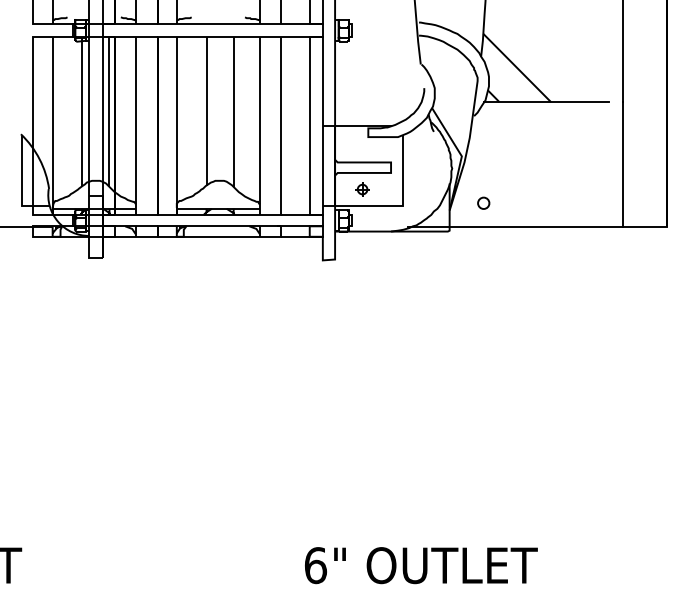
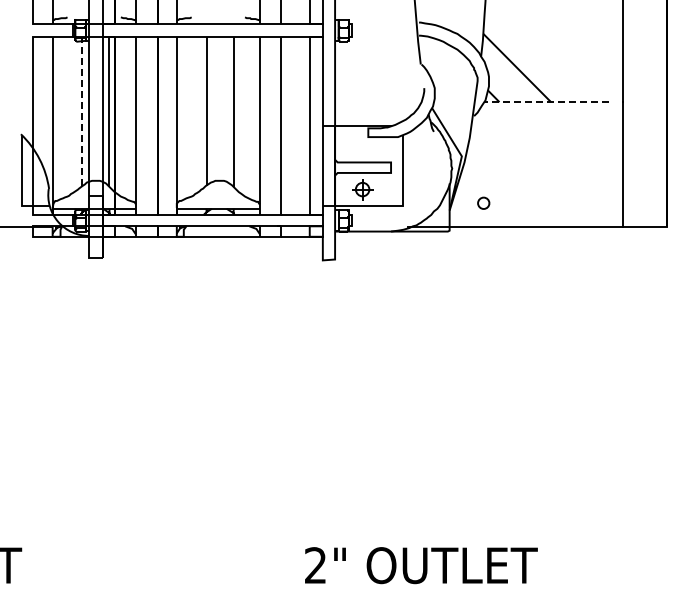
line: solid -> dashed (546, 102)
line: solid -> dashed (82, 111)
part size: 15x15 px -> 22x22 px (362, 189)
text: 6" -> 2" (315, 565)
